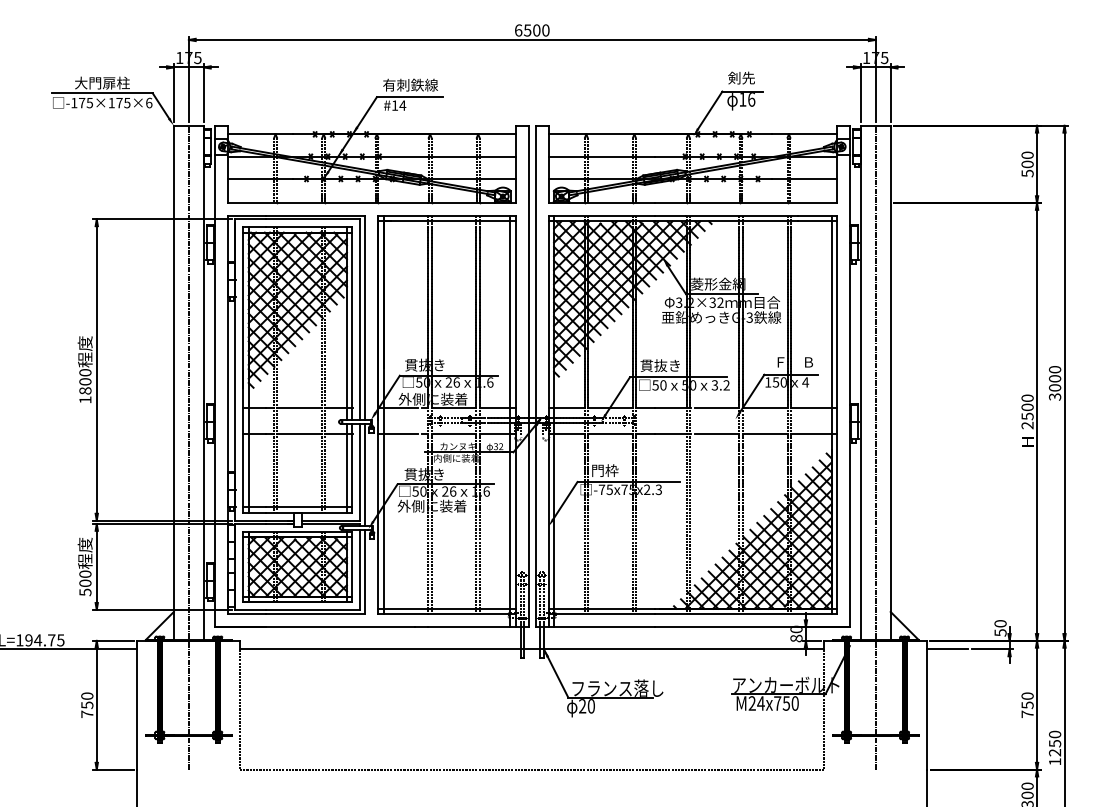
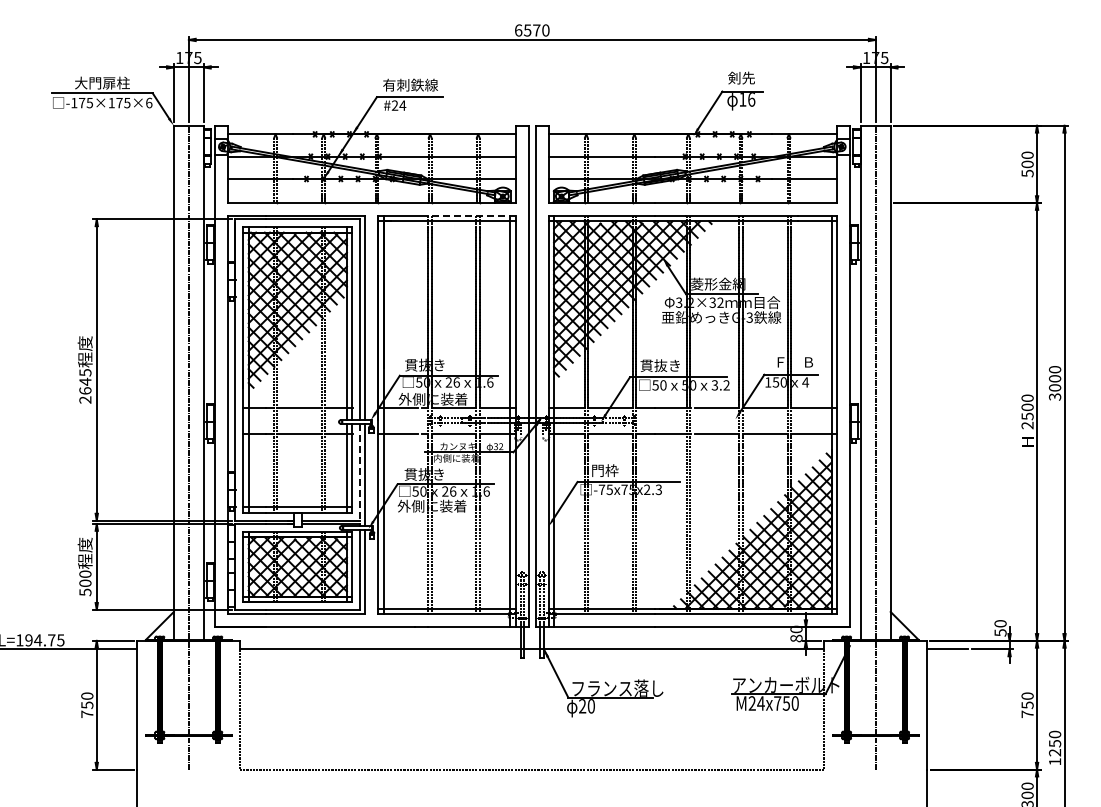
text: 6500 -> 6570 (536, 30)
text: #14 -> #24 (394, 105)
line: solid -> dashed (471, 215)
text: 1800 -> 2645 (85, 386)
line: solid -> dashed (360, 472)
